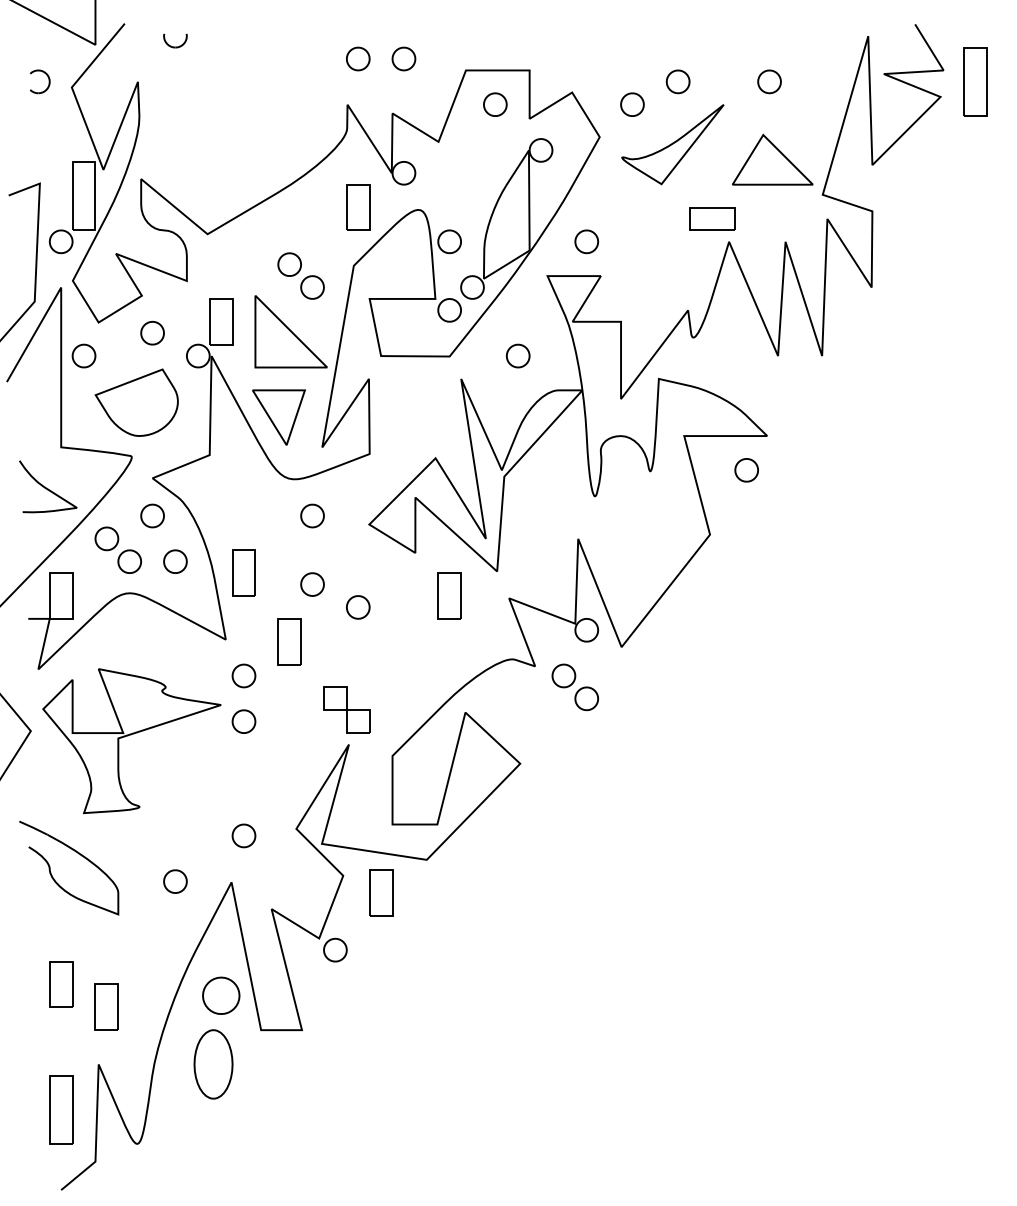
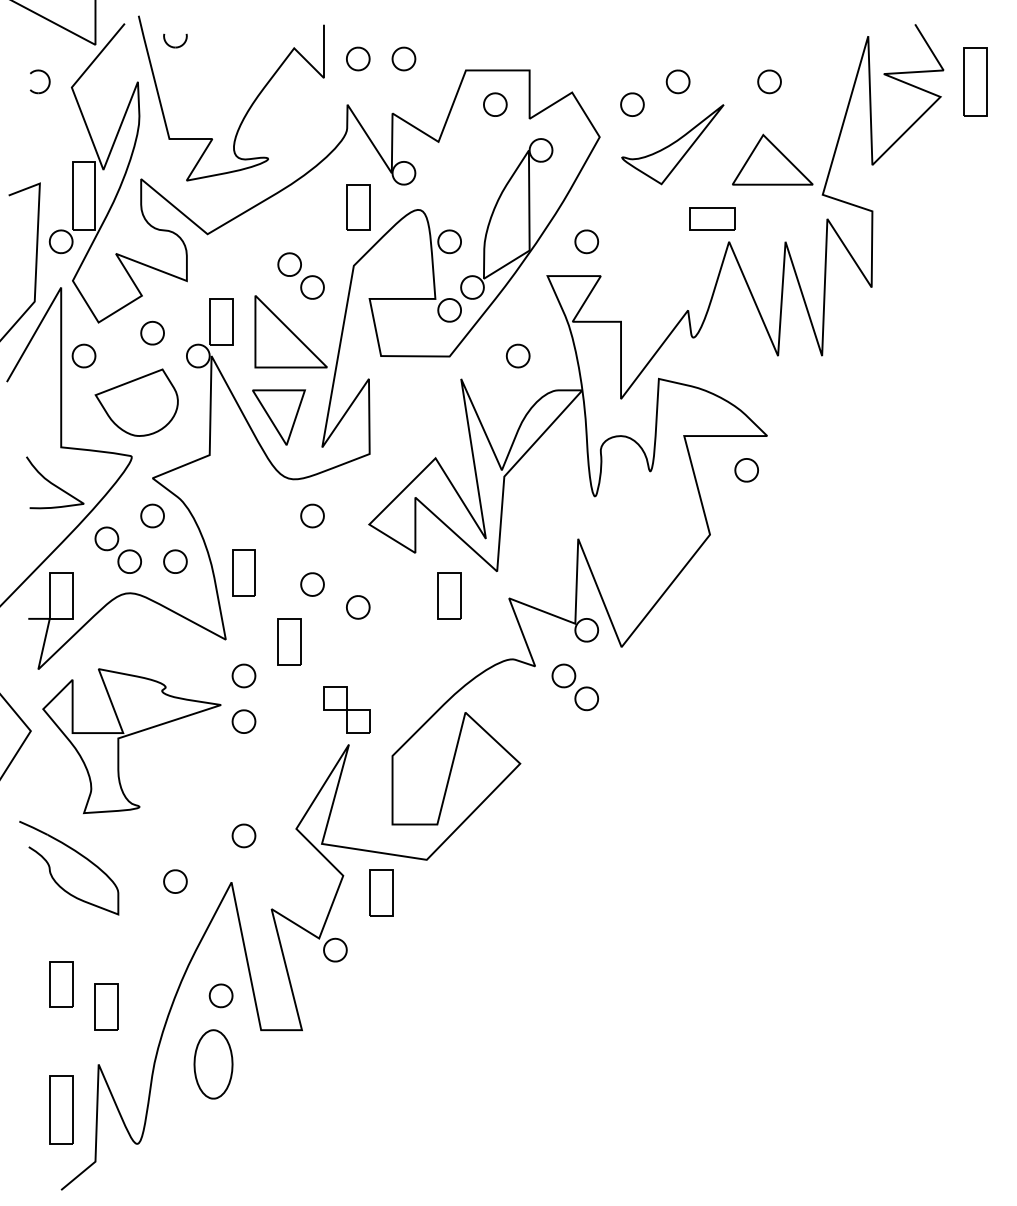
curve: none -> present (248, 108)
curve position: (48, 488) -> (55, 484) (55, 484)
part size: 39x39 px -> 26x26 px (220, 995)
